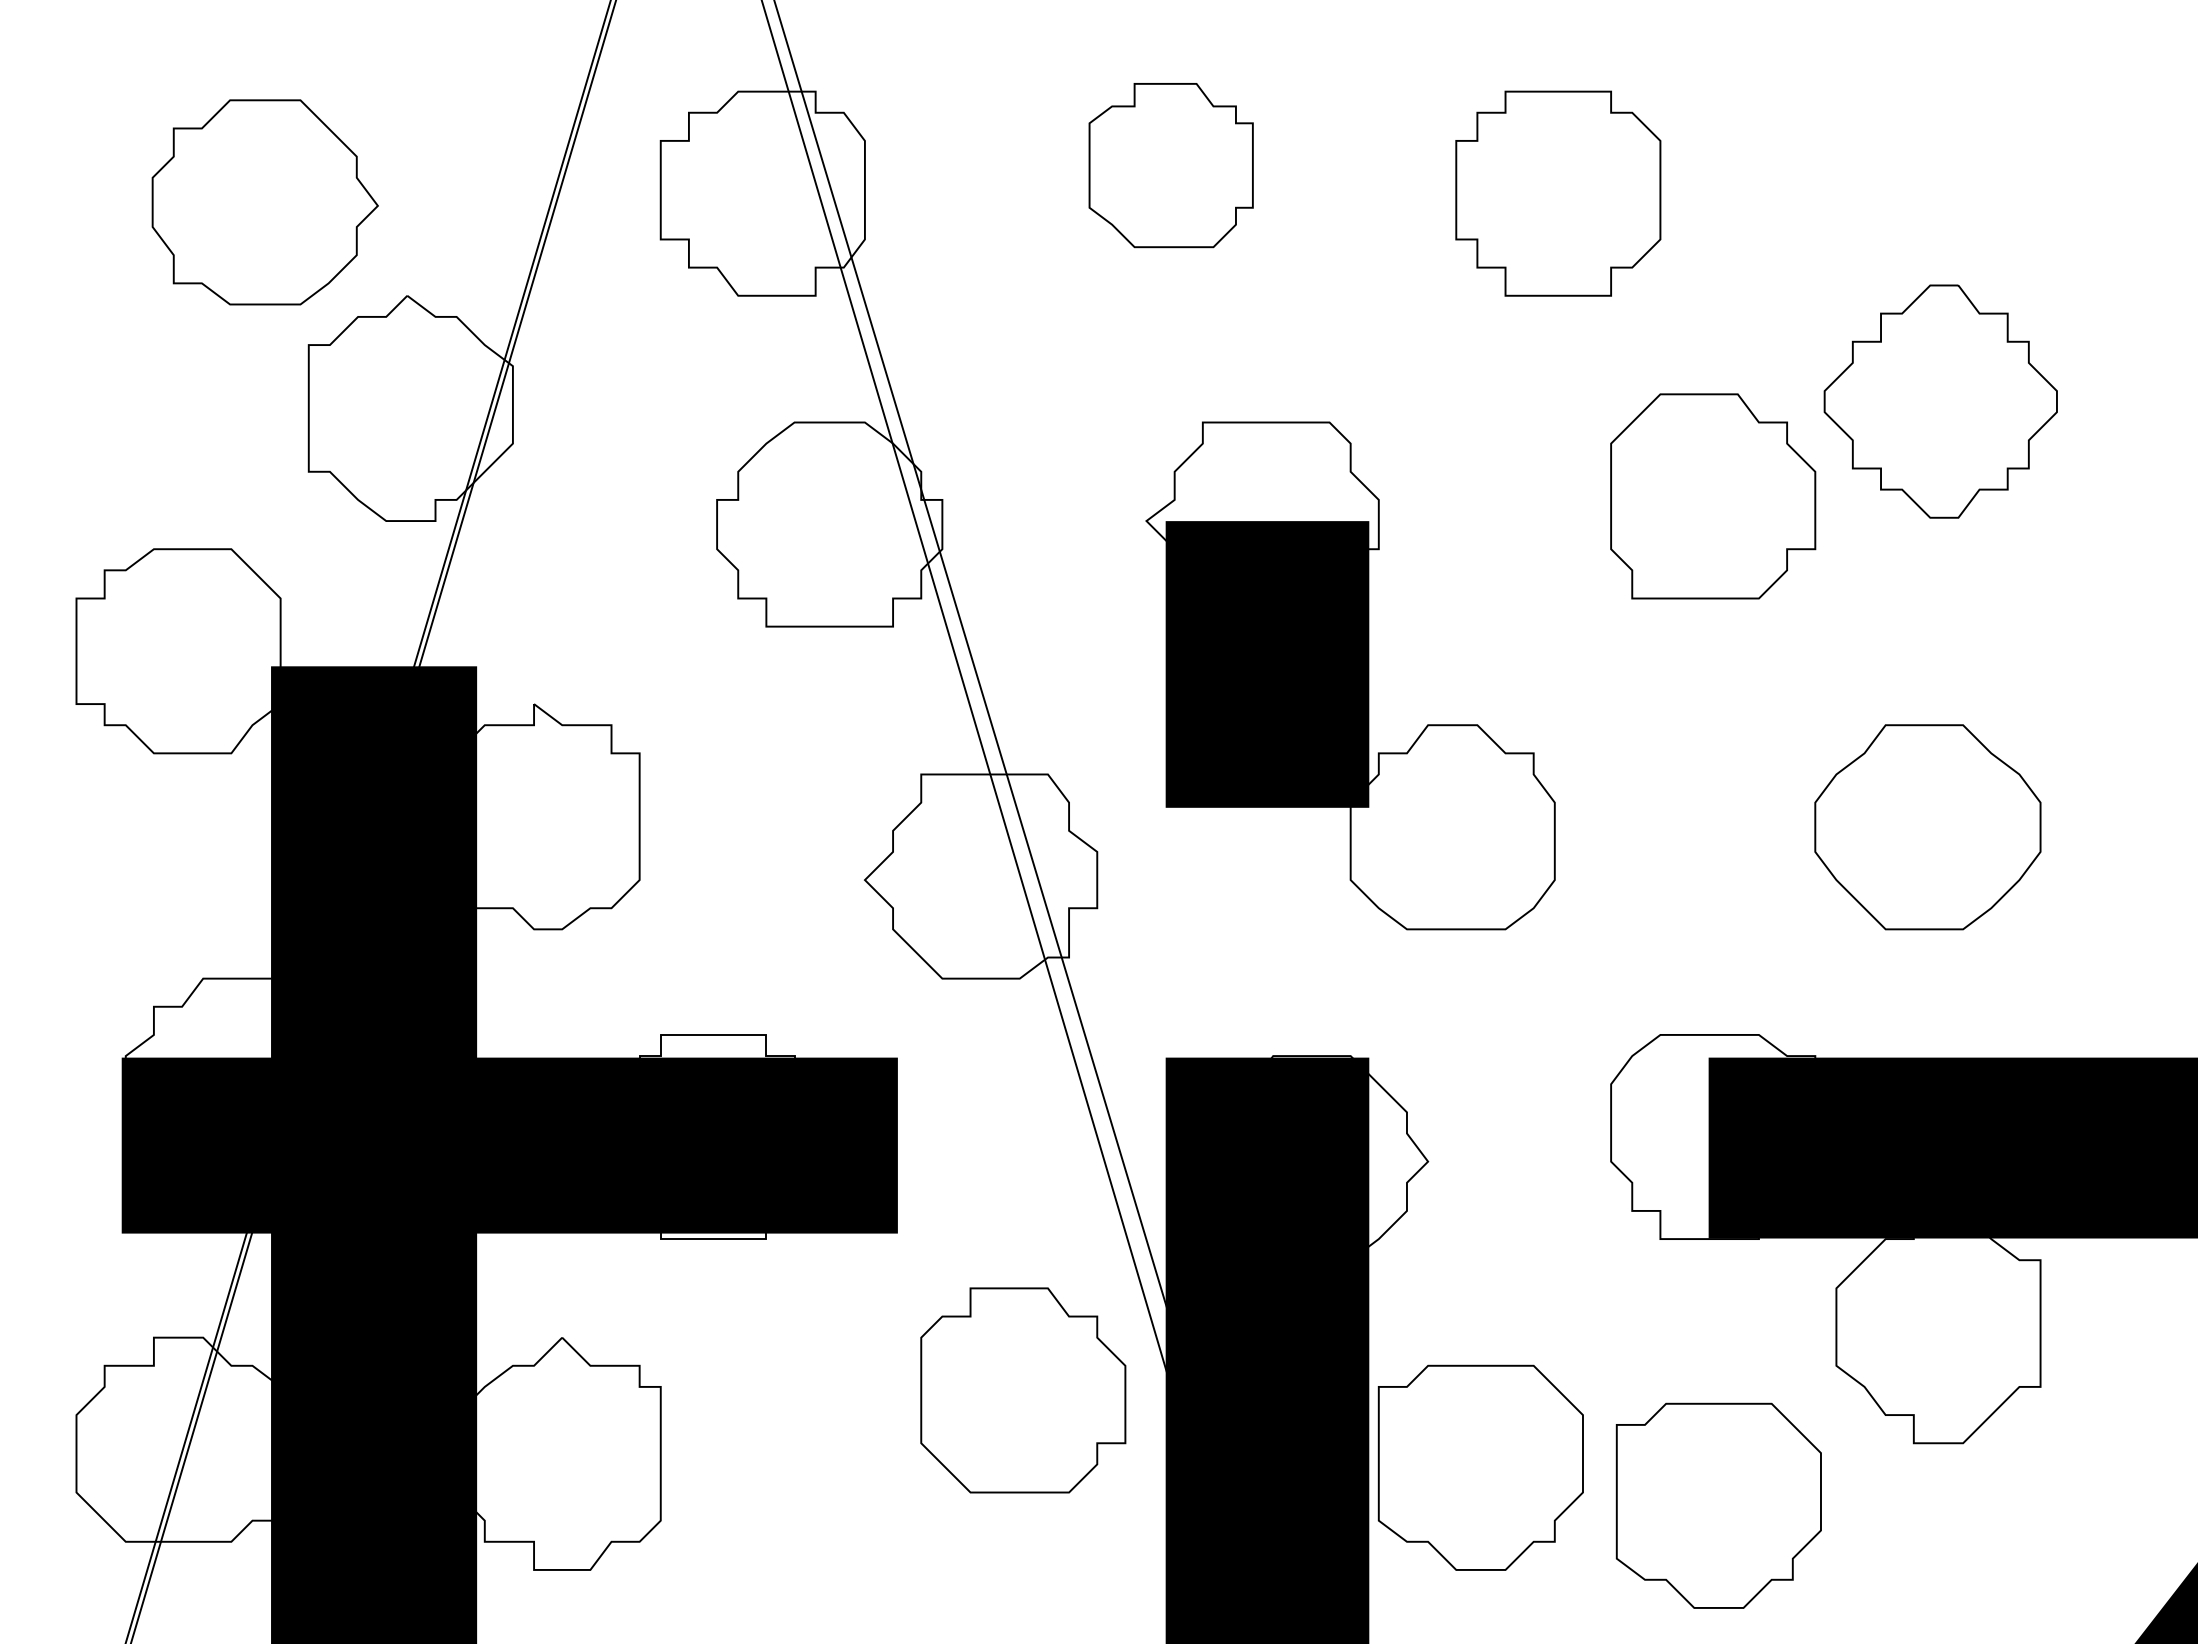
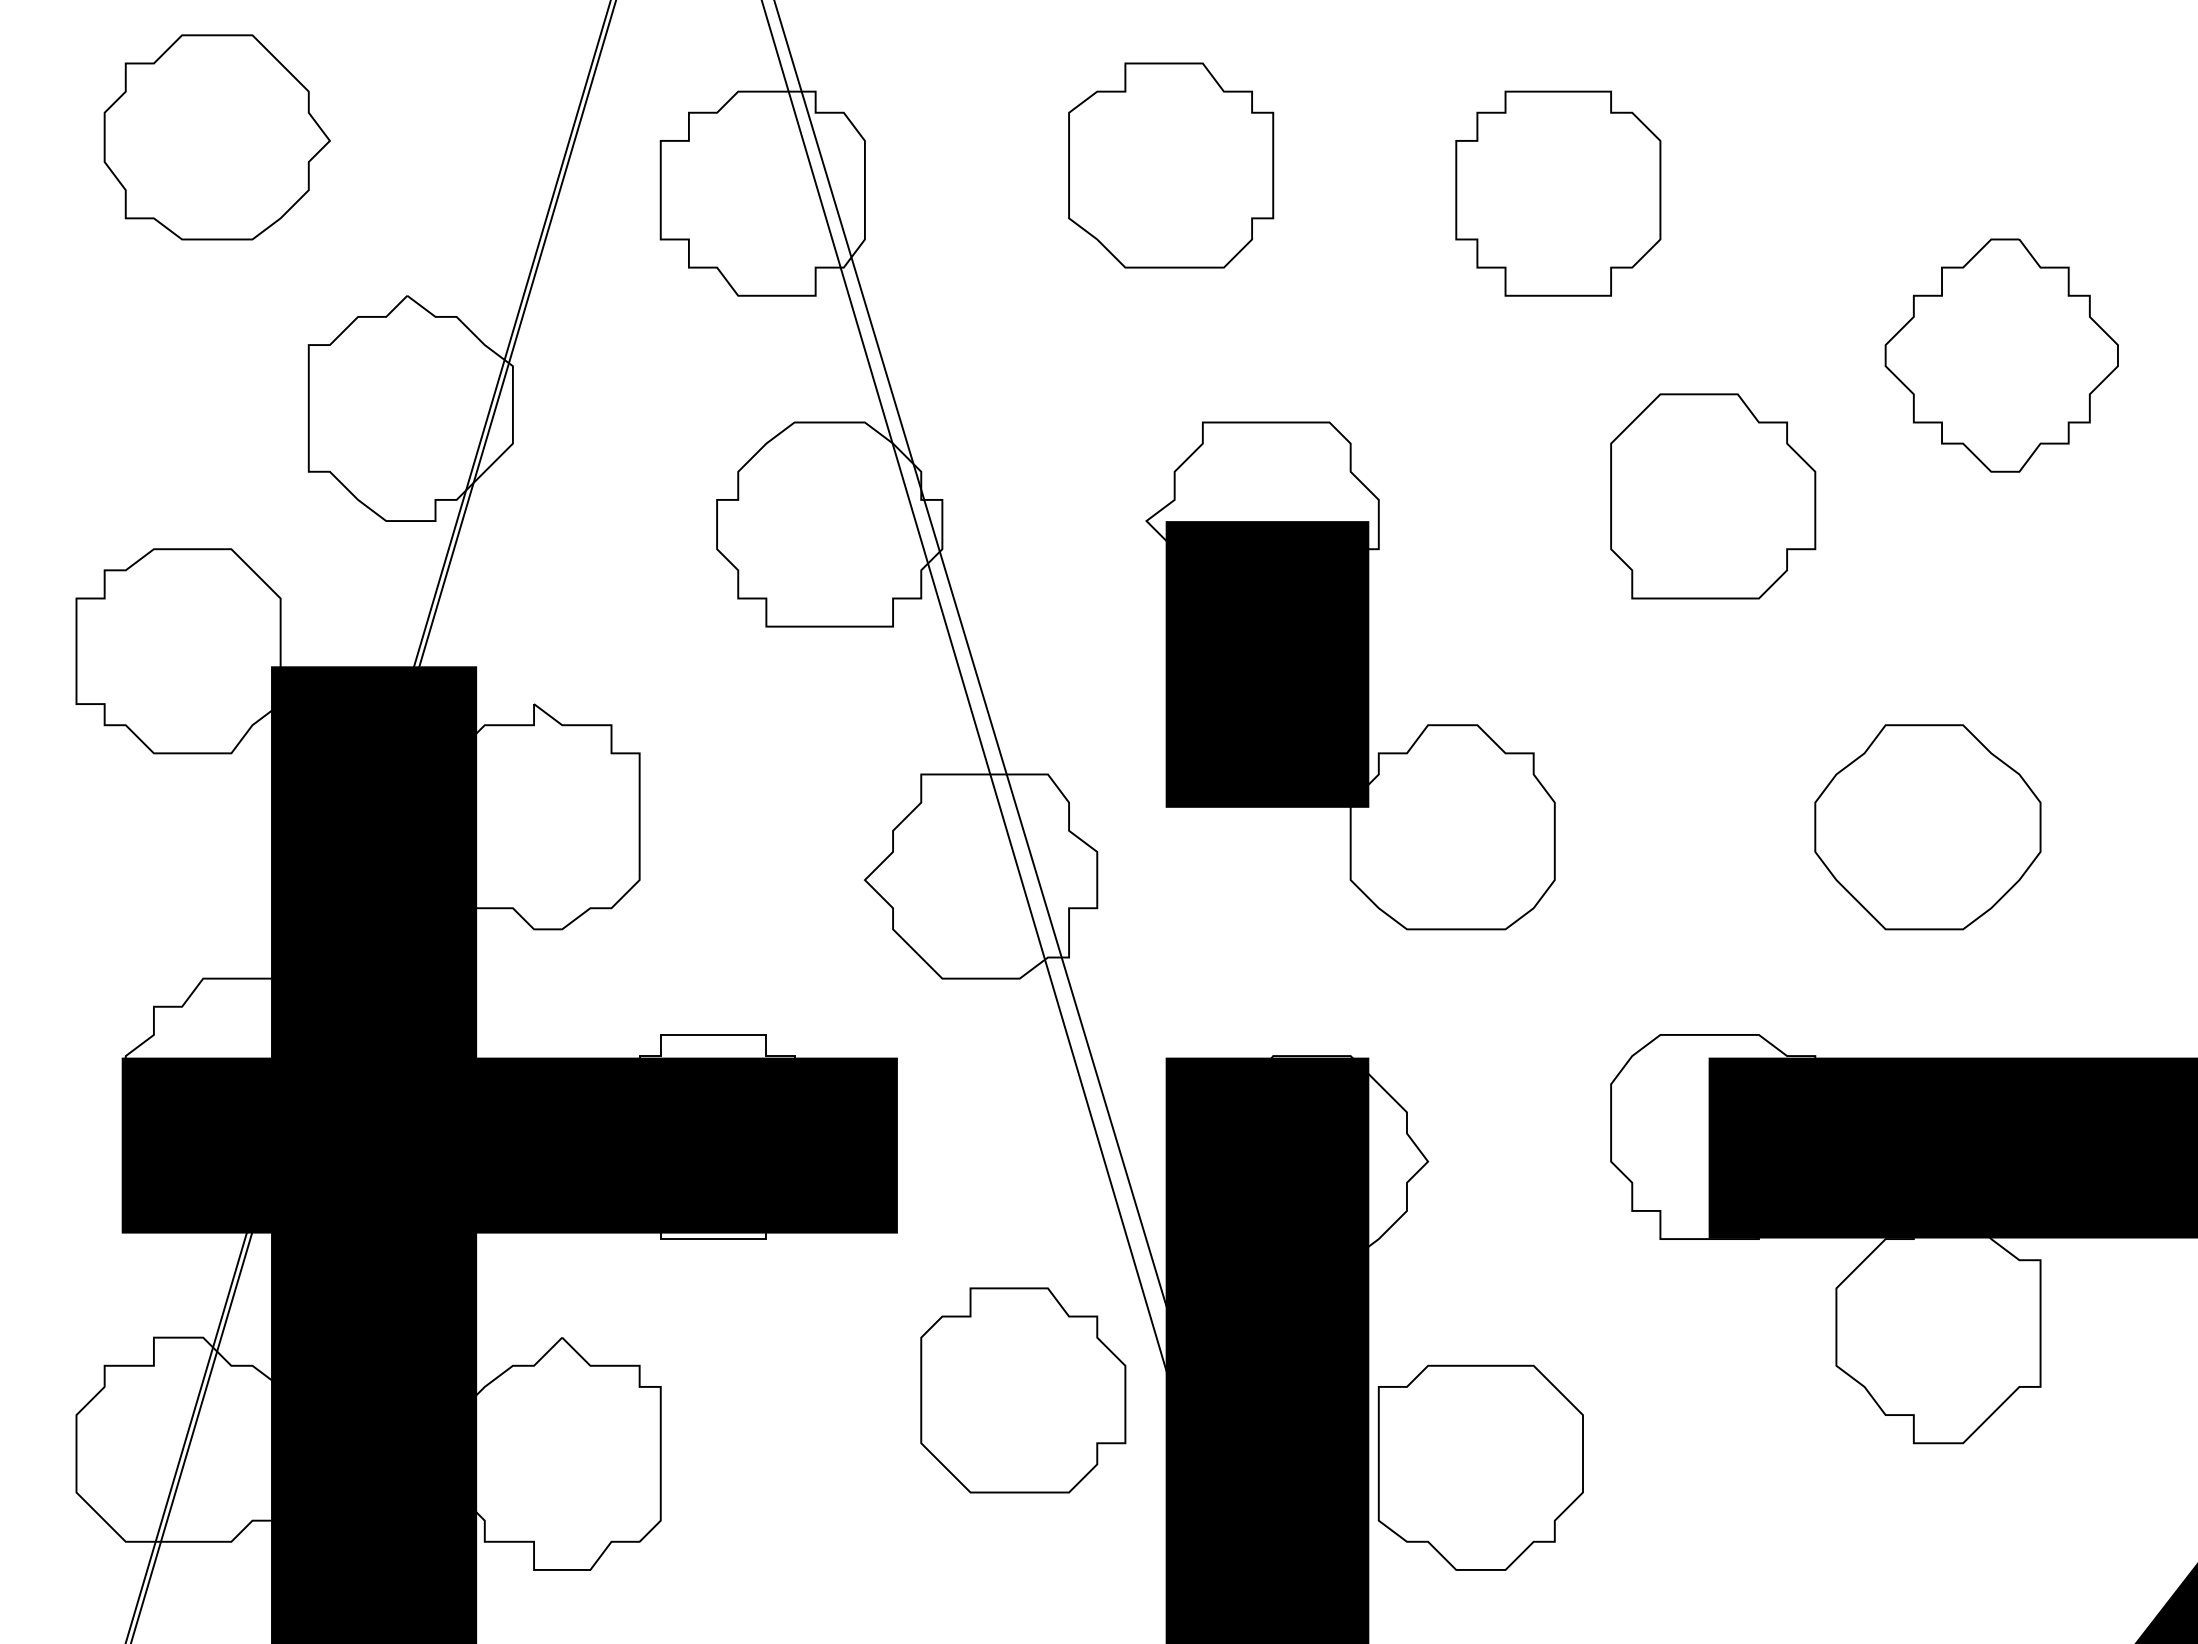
part size: 166x166 px -> 207x207 px (1171, 165)
part position: (264, 202) -> (216, 137) (216, 137)
part position: (1940, 401) -> (2001, 355) (2001, 355)
part: present -> none (1718, 1505)
